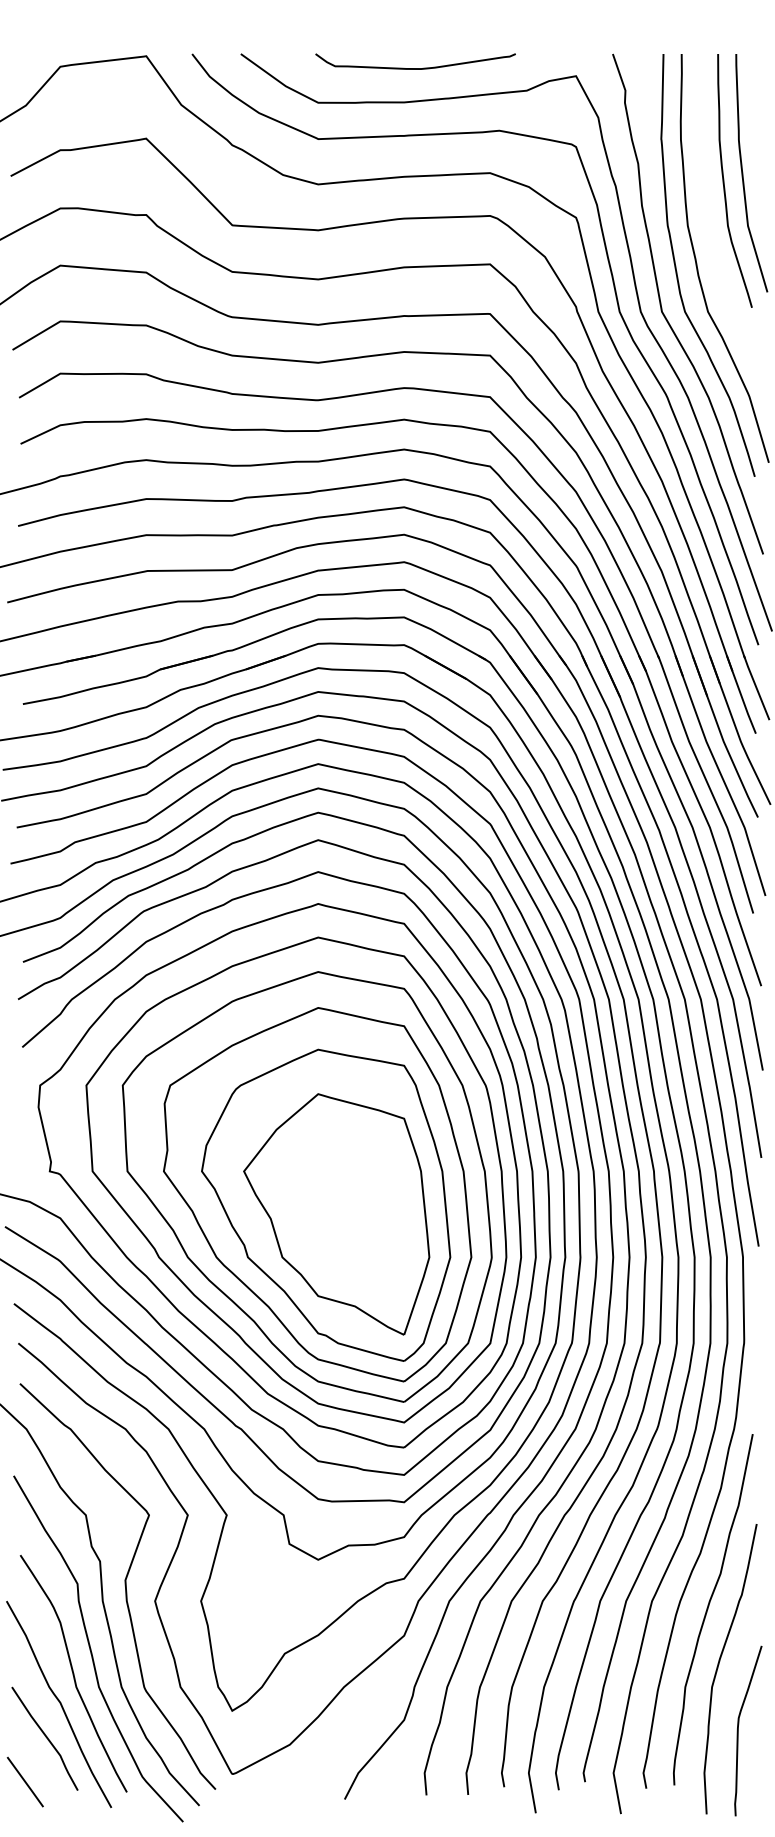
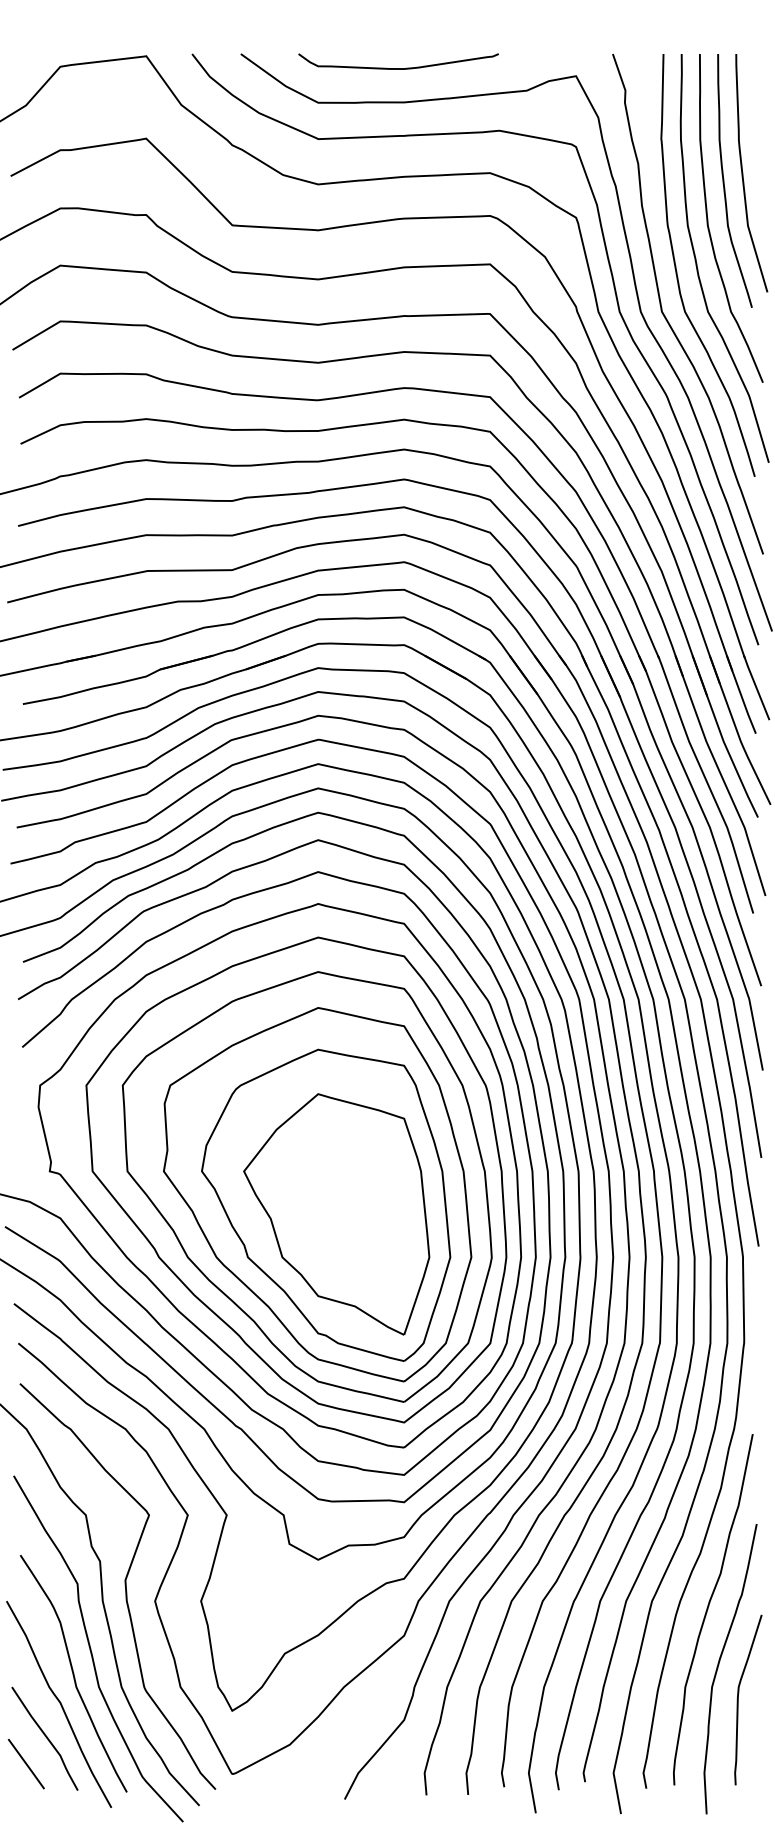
curve position: (415, 68) -> (398, 68) (398, 68)
curve: none -> present (708, 218)
curve position: (738, 1730) -> (738, 1699) (738, 1699)
line position: (24, 1781) -> (25, 1763) (25, 1763)
